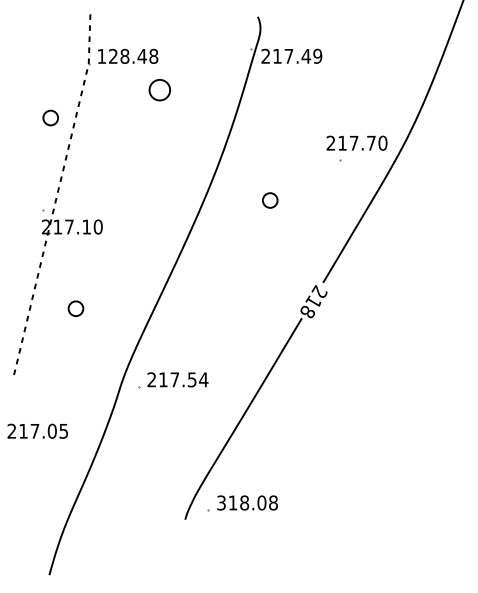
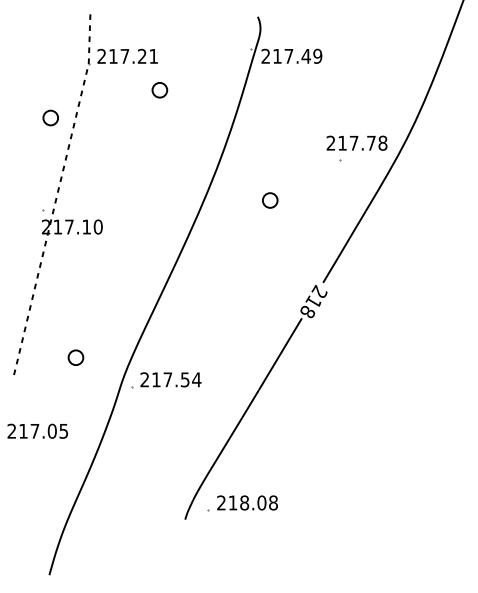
text: 128.48 -> 217.21 (127, 55)
part size: 23x23 px -> 18x17 px (159, 90)
text: 217.70 -> 217.78 (382, 143)
part position: (75, 308) -> (75, 357) (75, 357)
part position: (173, 380) -> (166, 380) (166, 380)
text: 318.08 -> 218.08 (221, 502)
